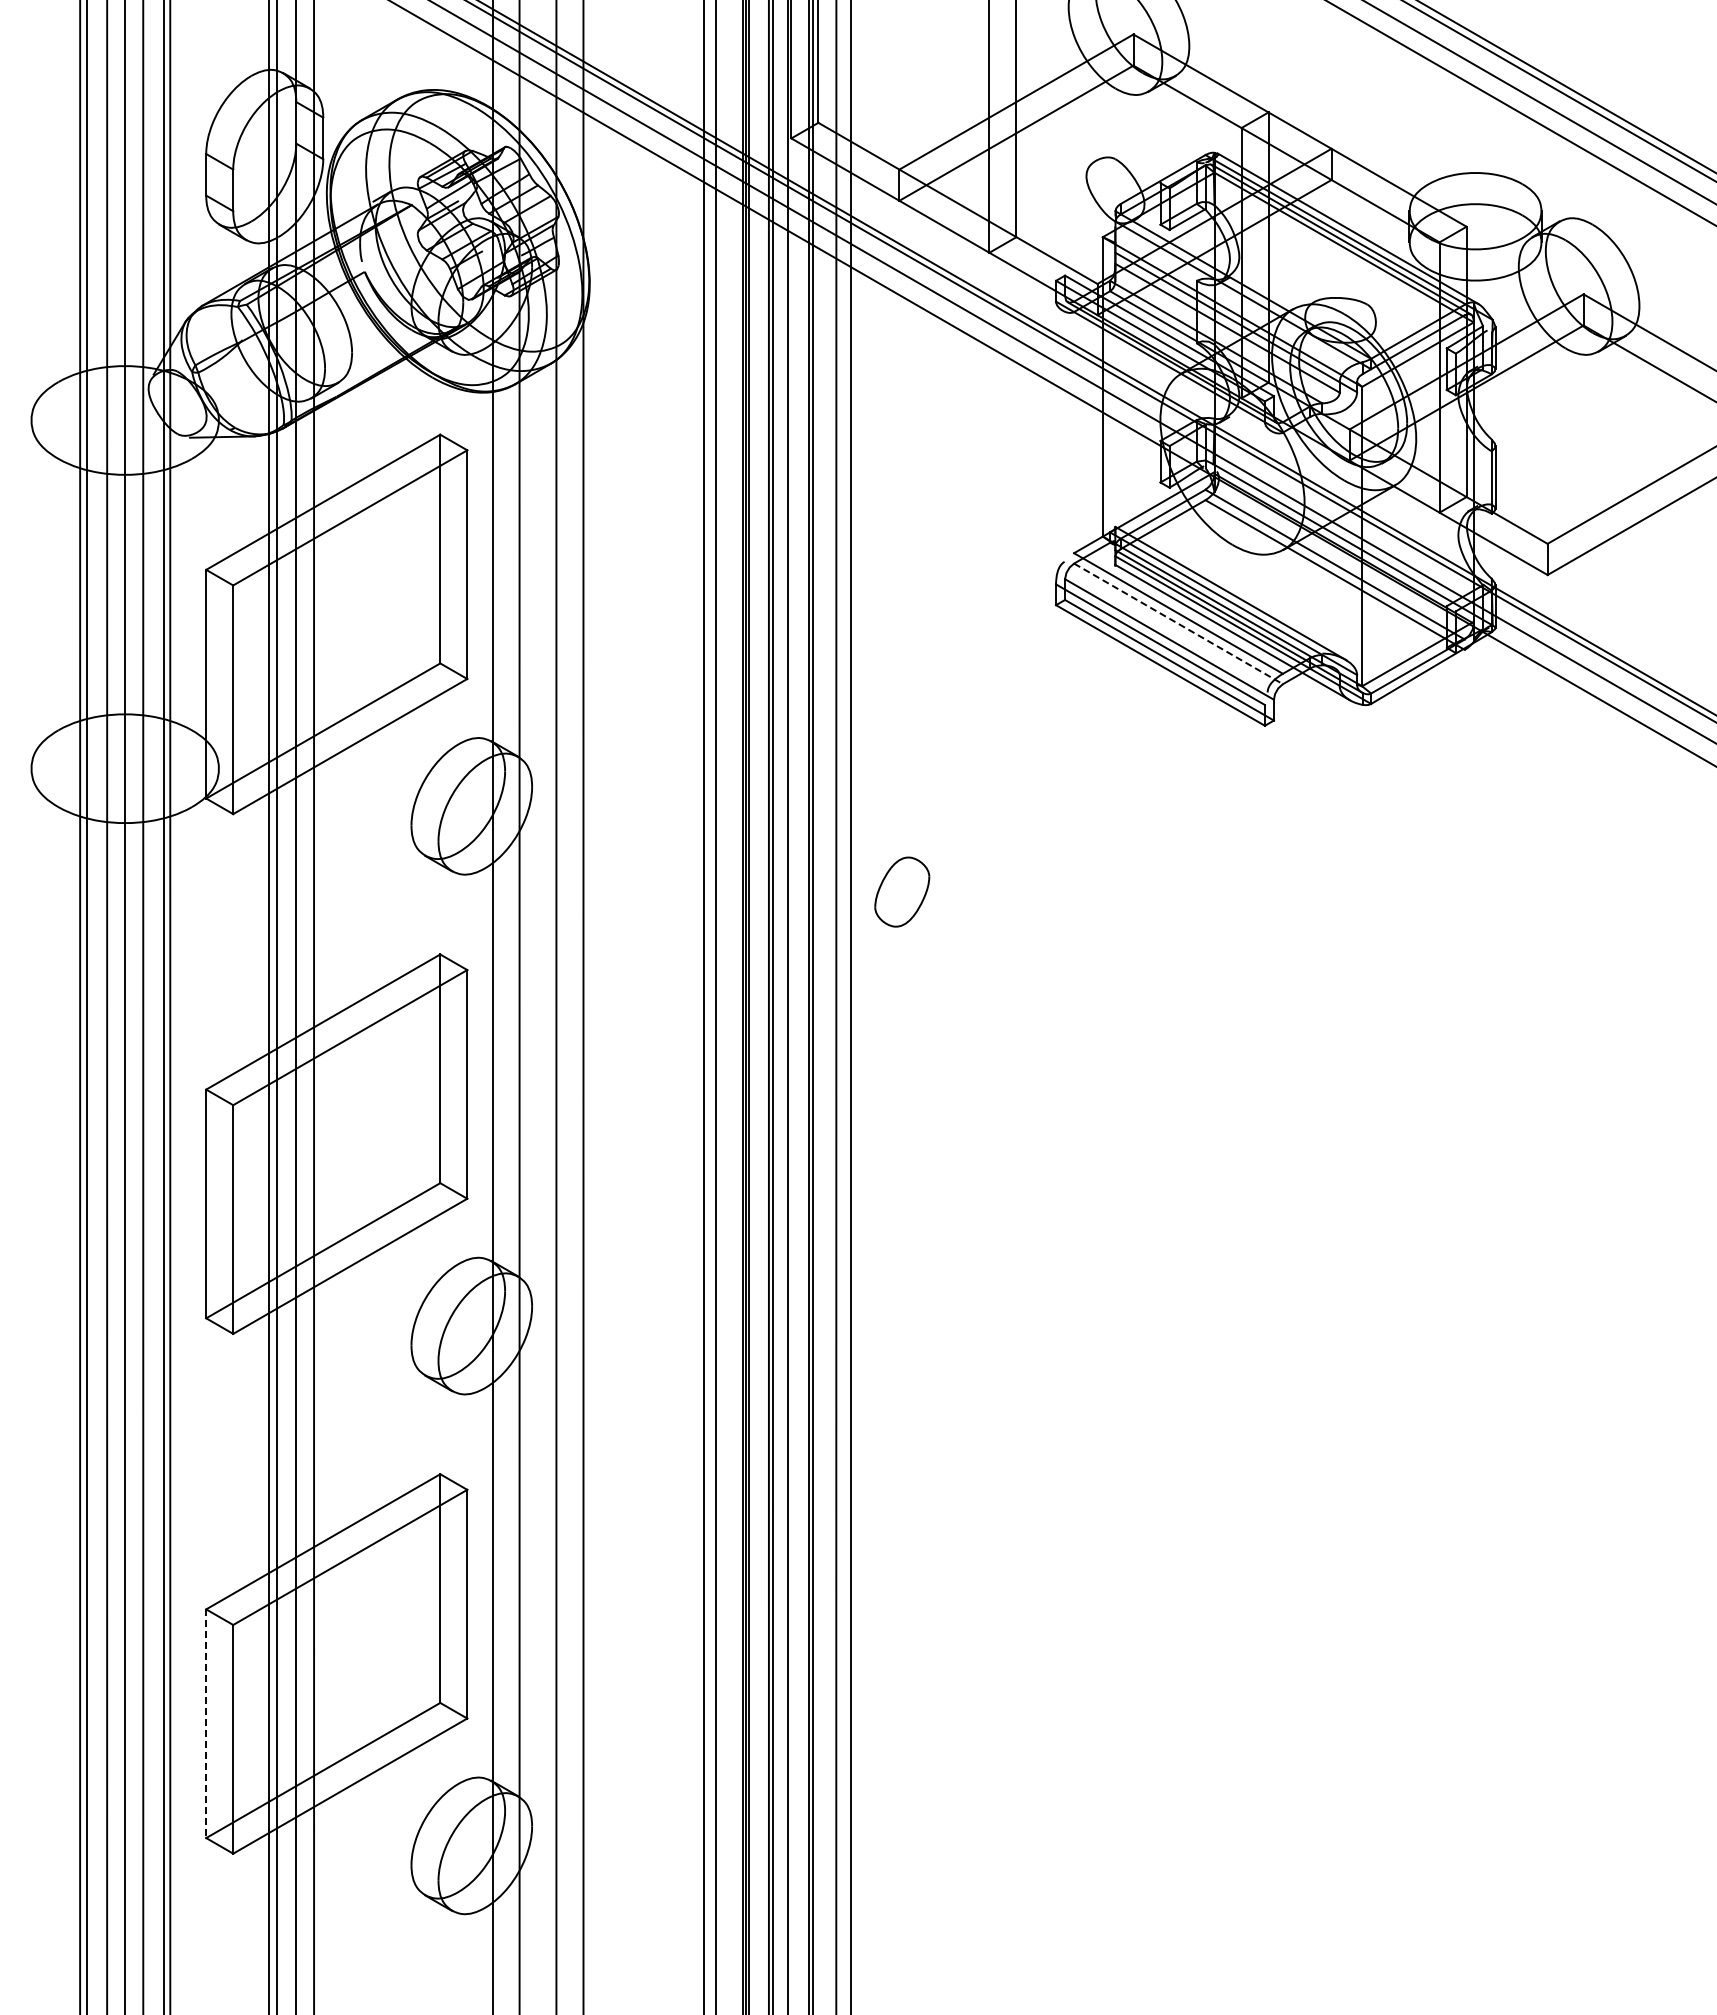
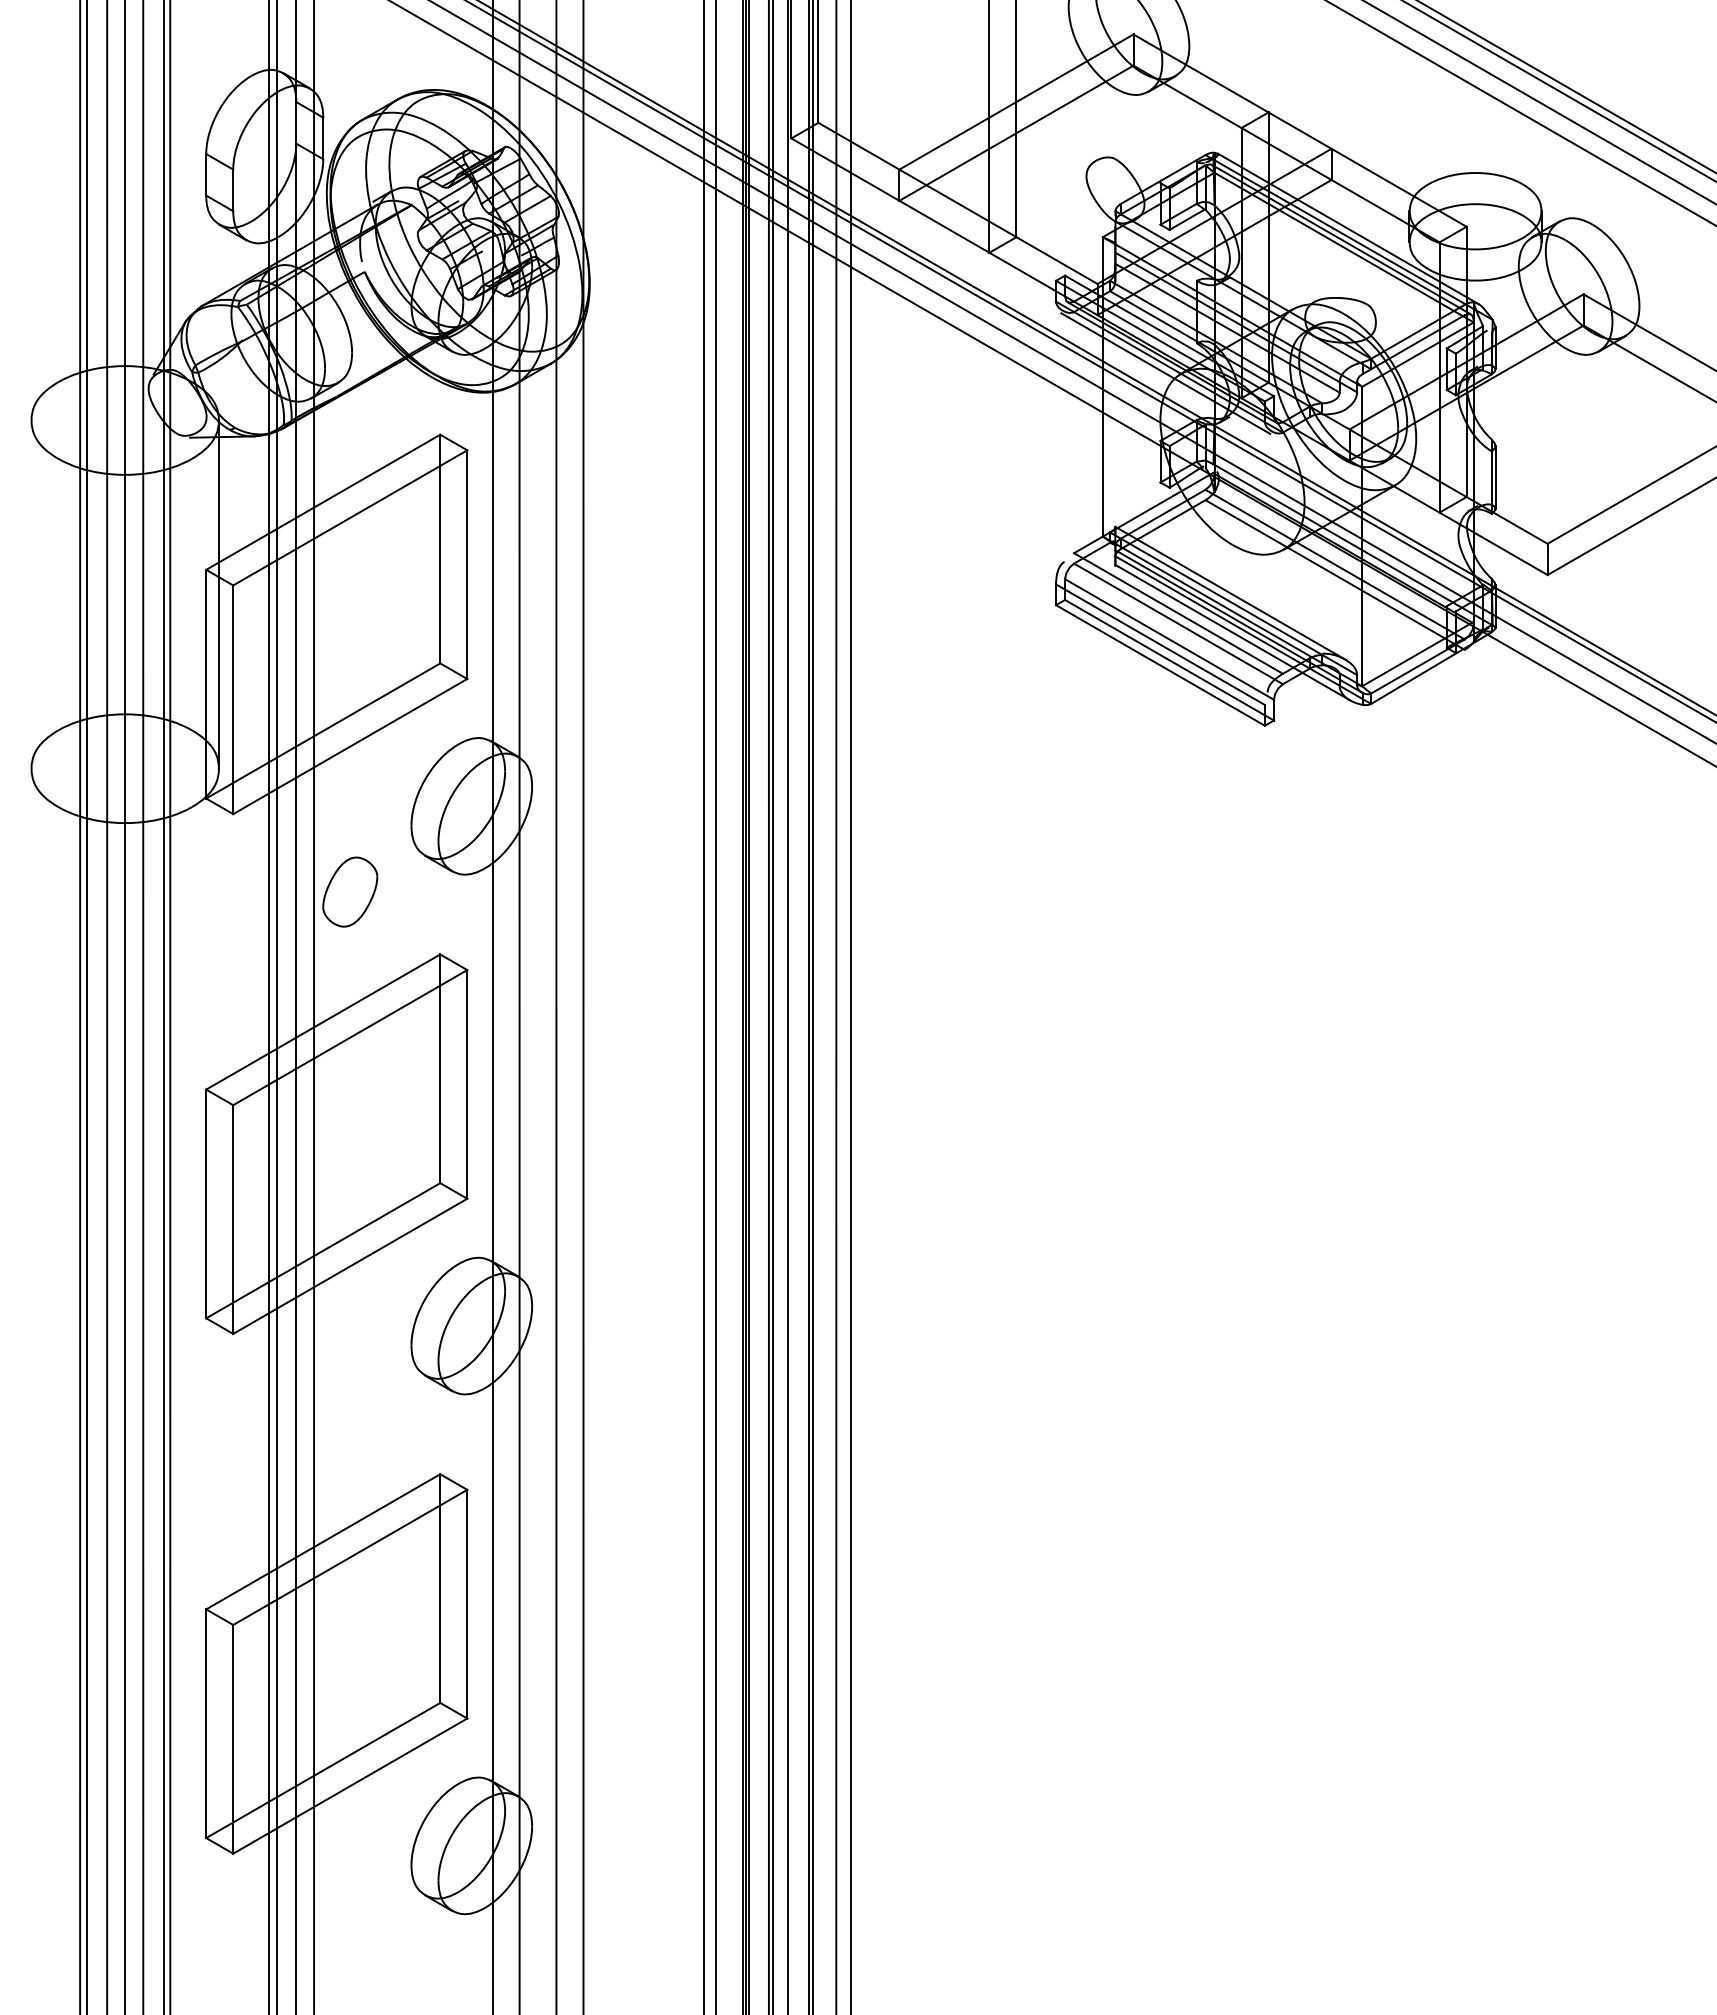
line: none -> present (1165, 373)
line: none -> present (219, 594)
line: dashed -> solid (1178, 623)
part position: (902, 891) -> (350, 891) (350, 891)
line: dashed -> solid (206, 1724)
